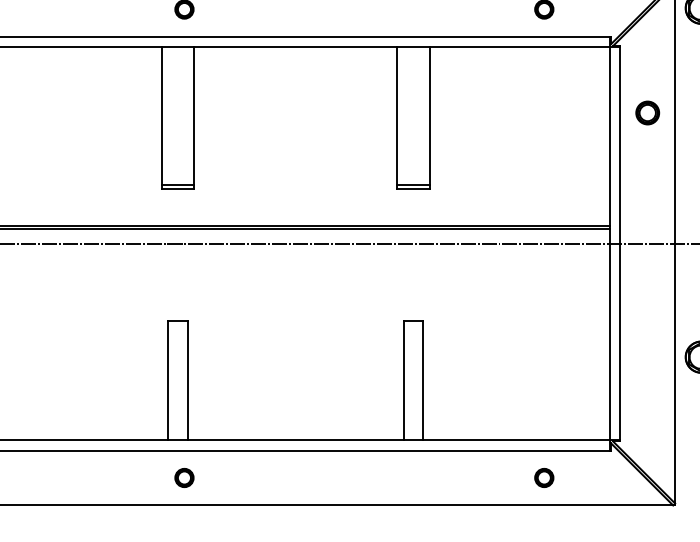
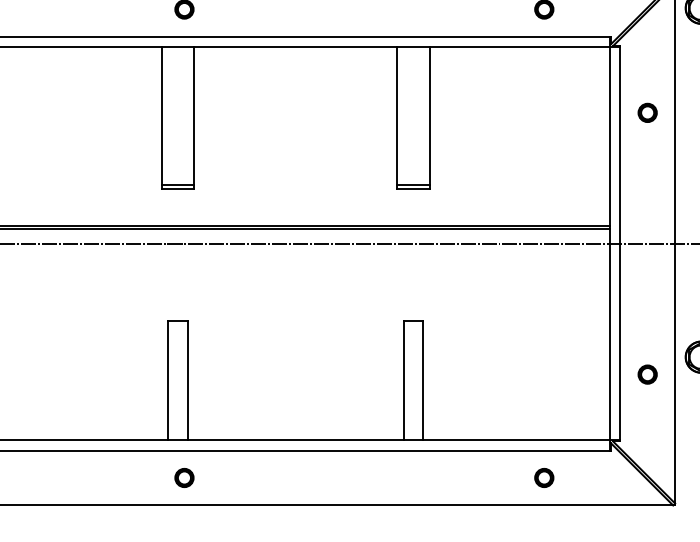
part size: 26x26 px -> 21x21 px (647, 112)
part: none -> present (647, 374)
